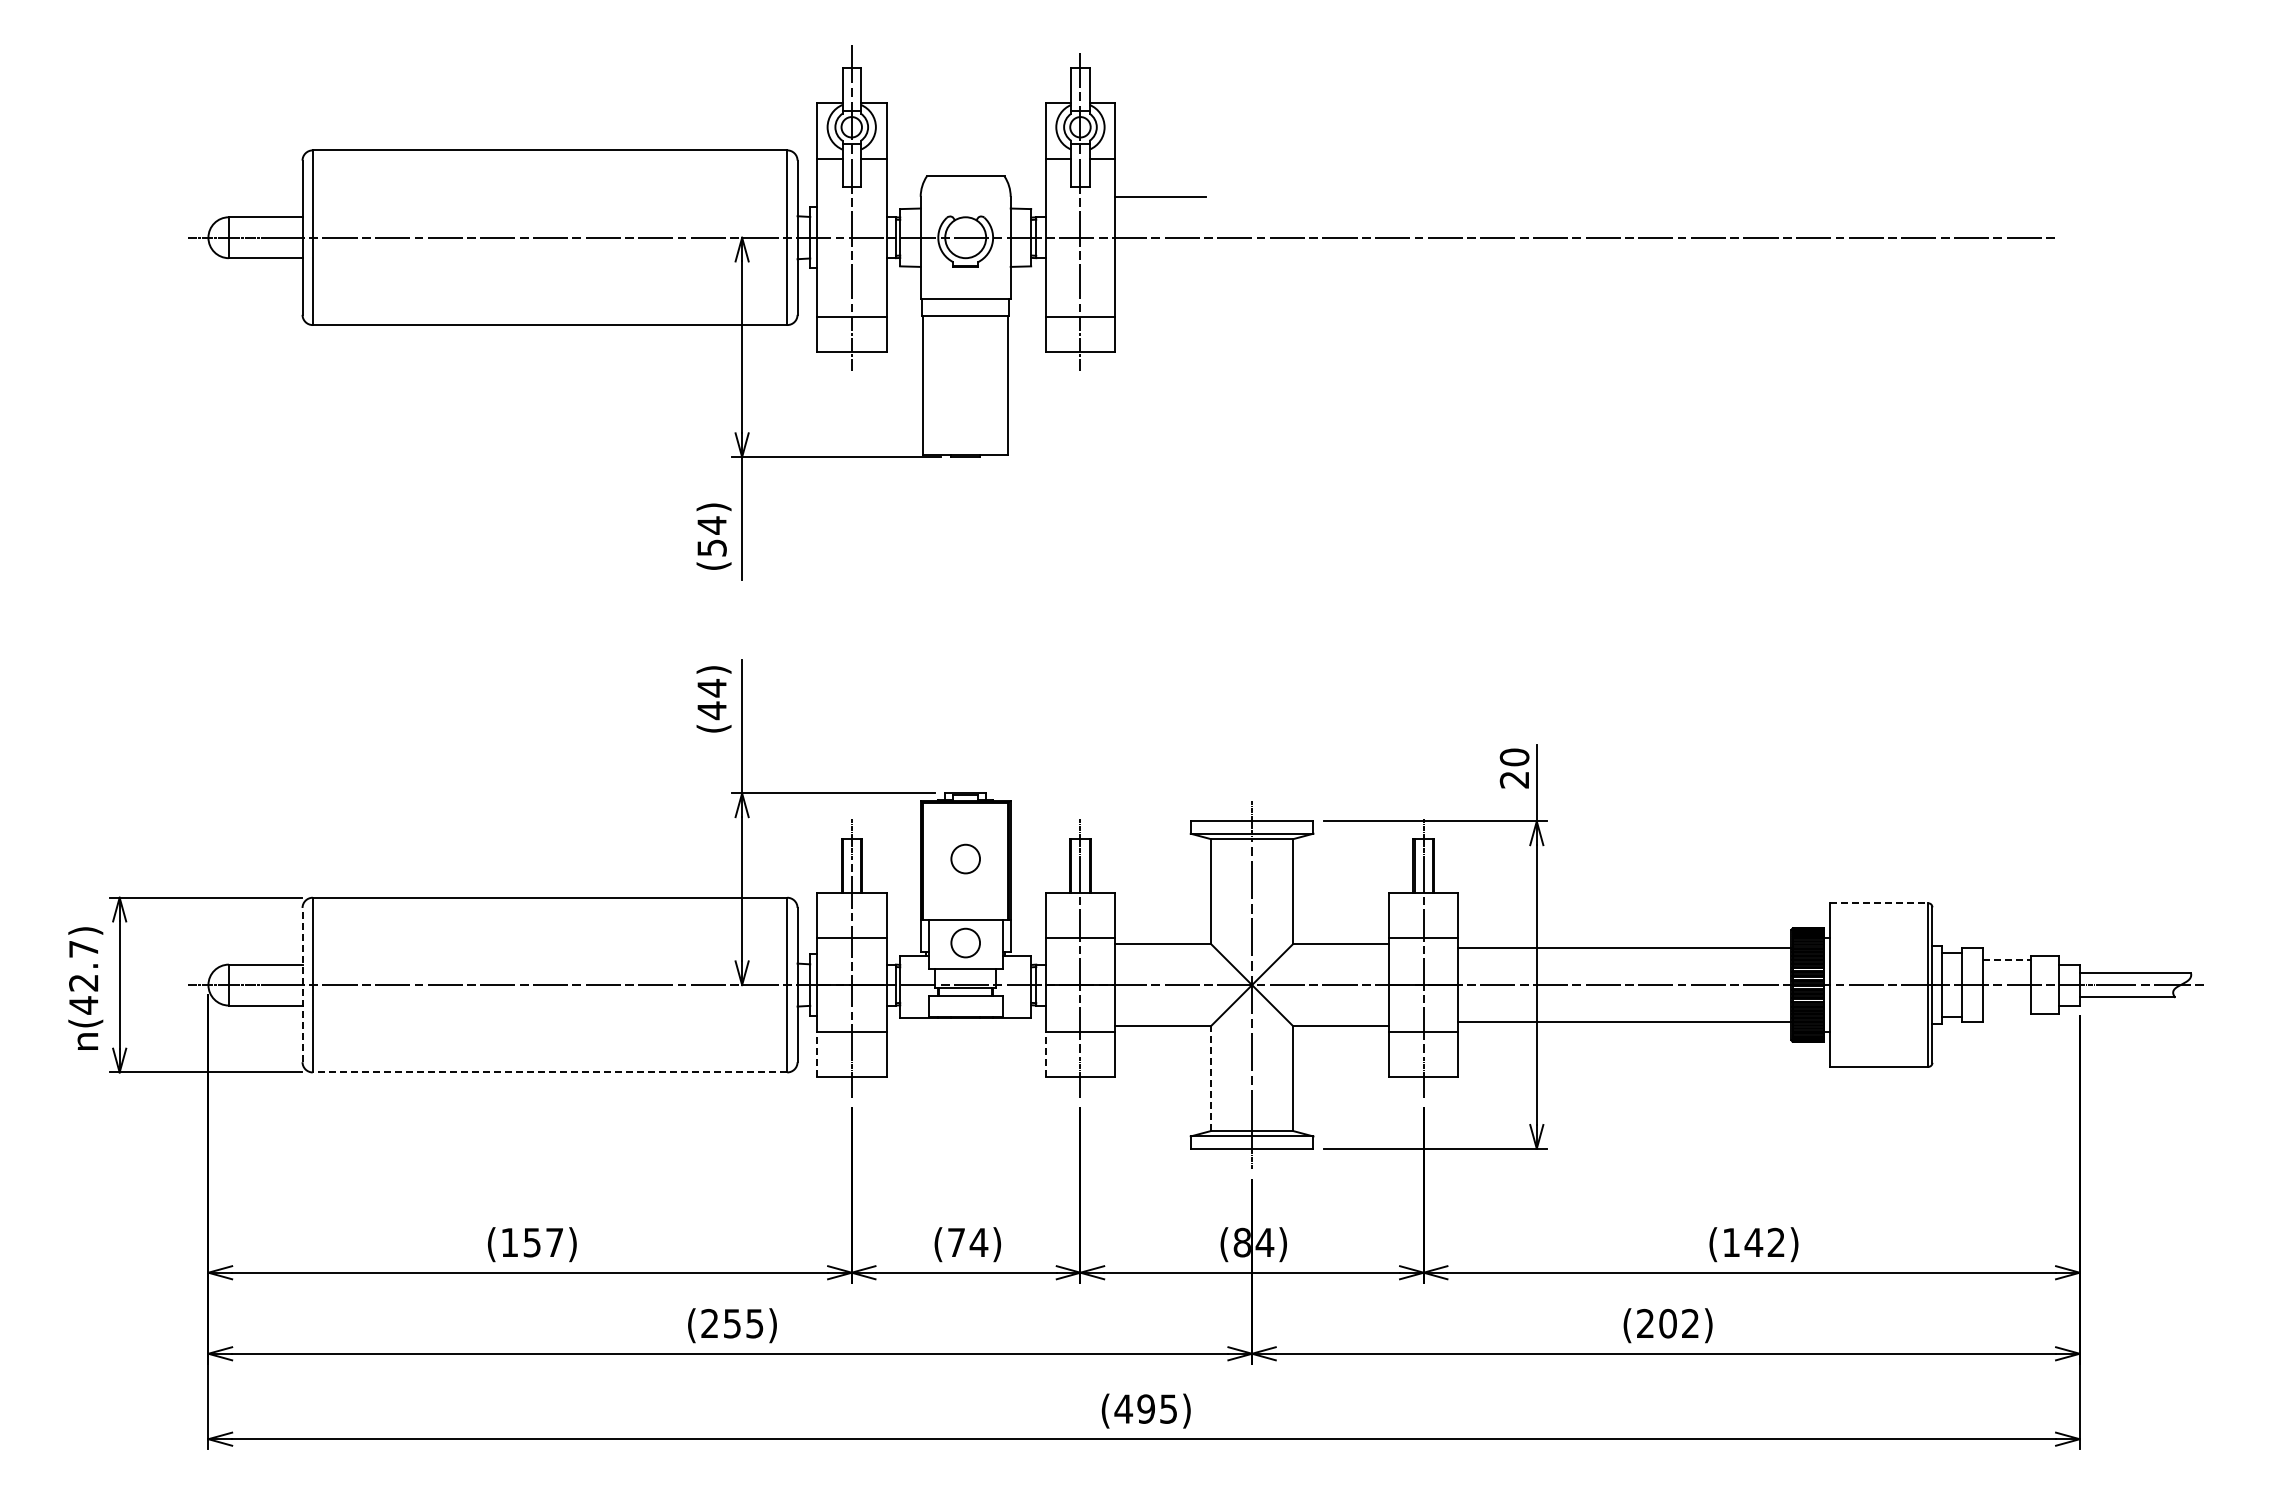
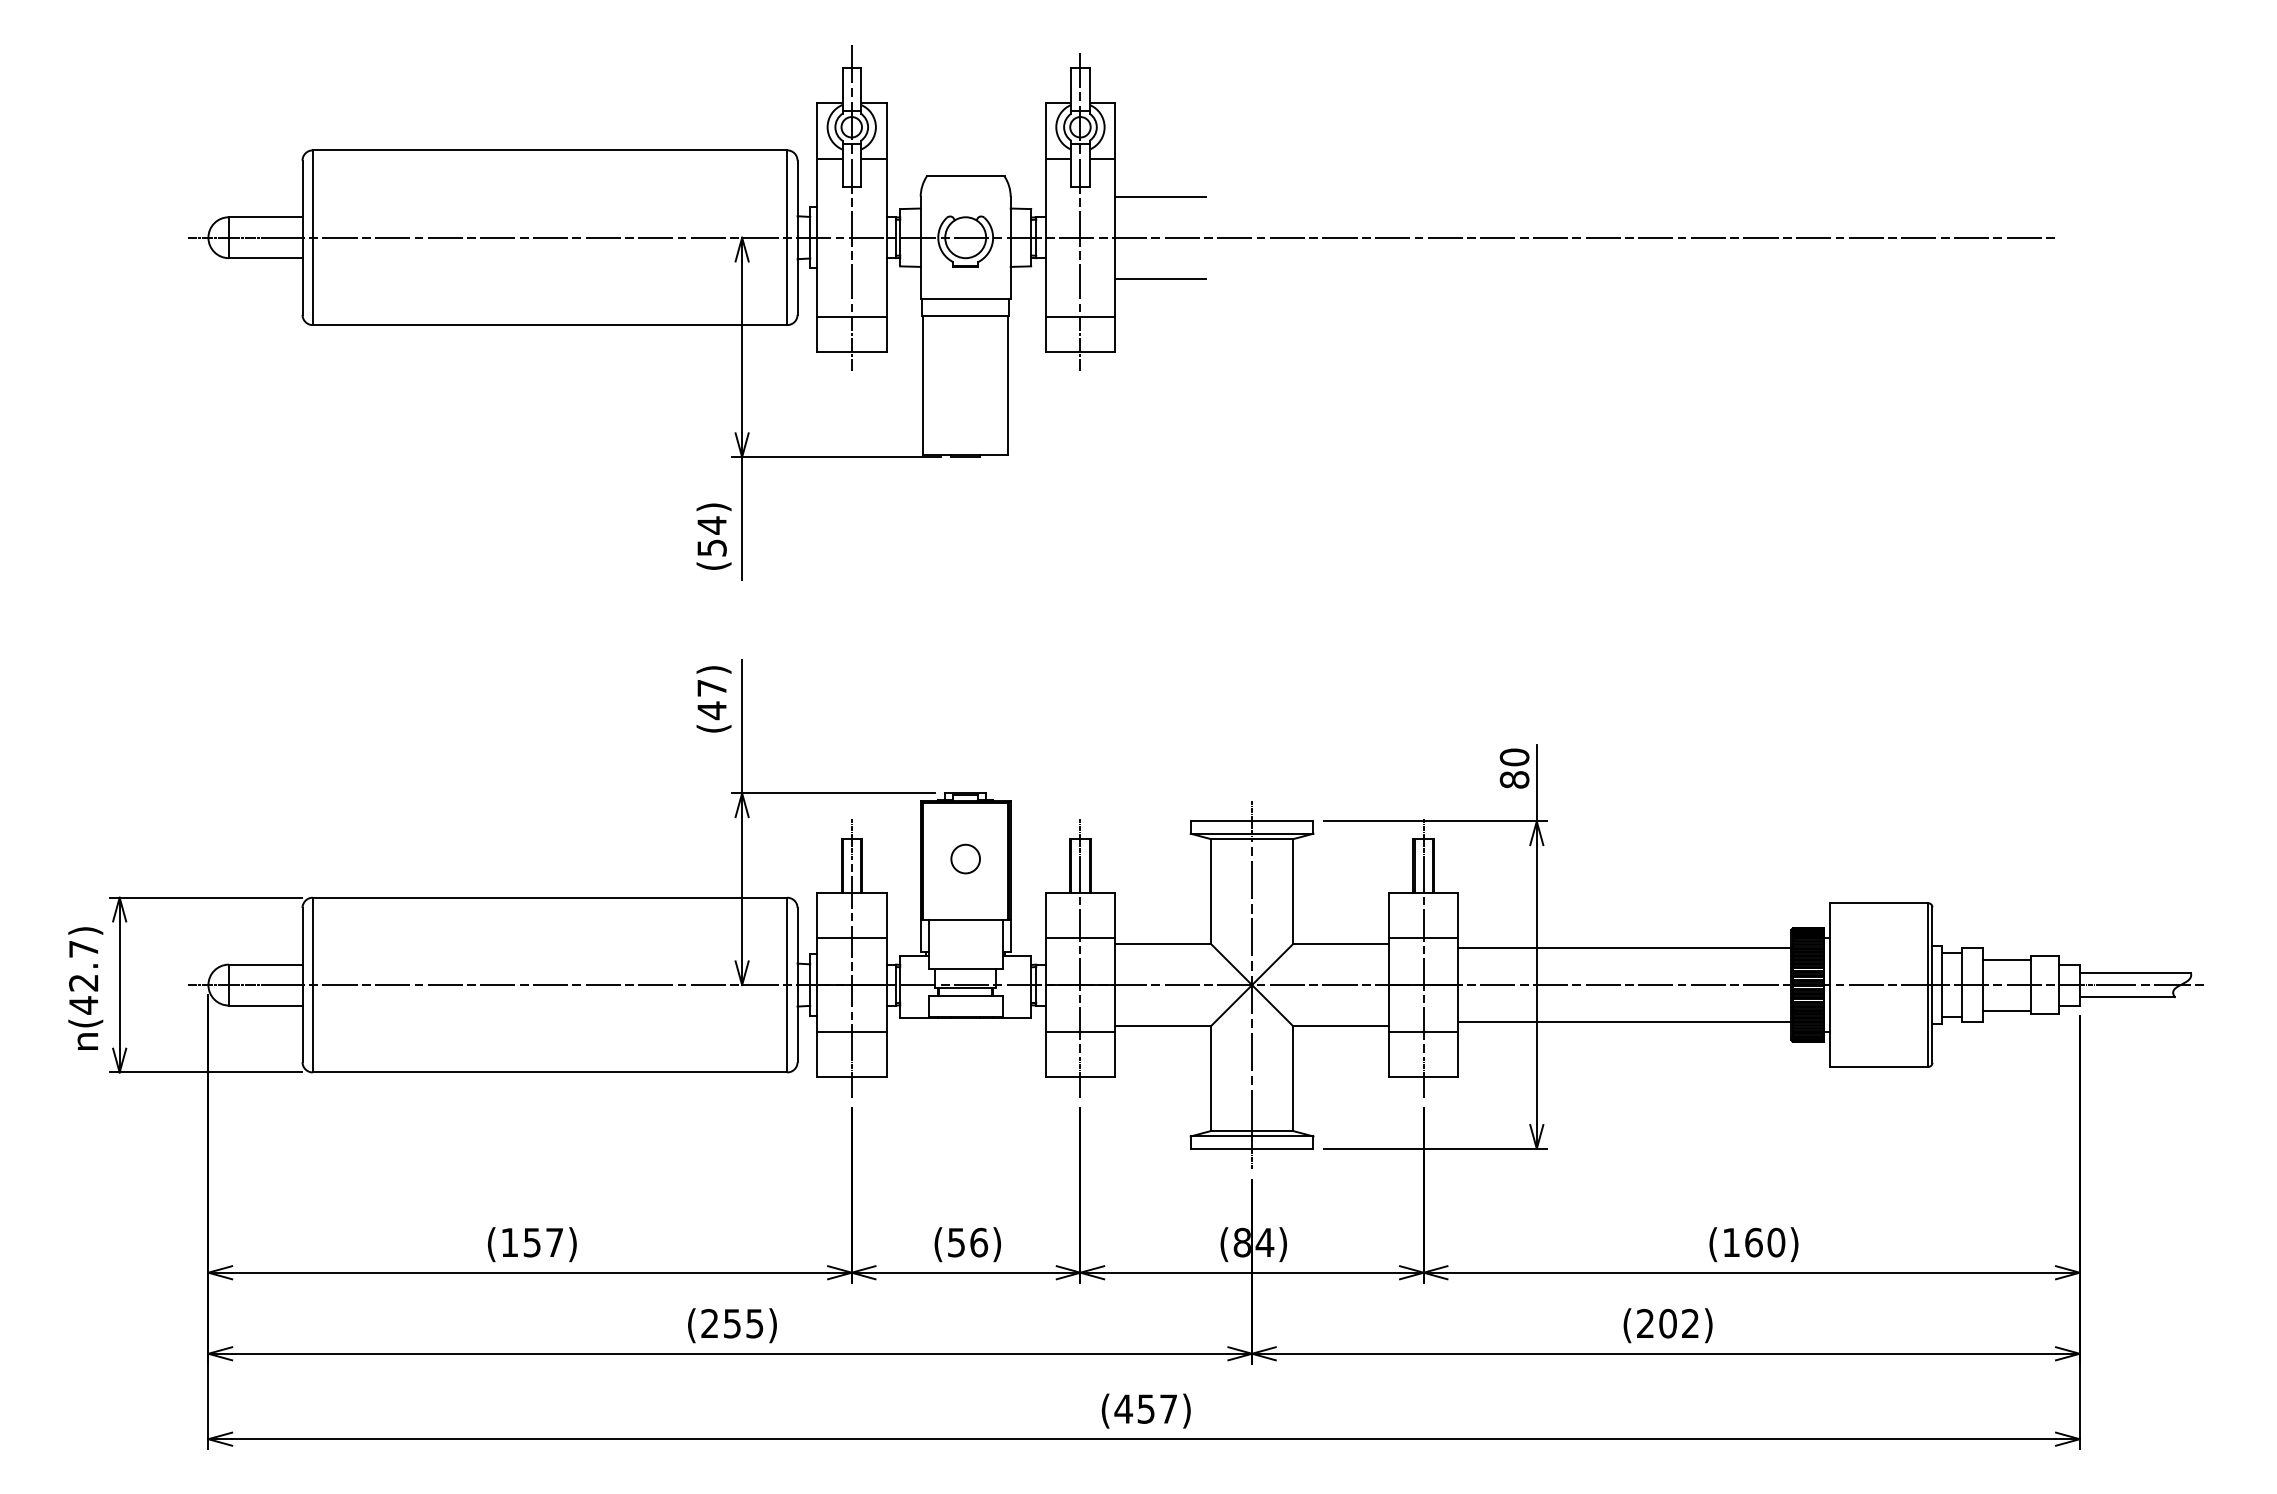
line: none -> present (1160, 278)
text: (44) -> (47) (711, 688)
text: 20 -> 80 (1514, 779)
line: dashed -> solid (1879, 903)
circle: present -> none (965, 942)
line: dashed -> solid (2006, 959)
line: dashed -> solid (302, 984)
line: none -> present (2006, 1010)
line: dashed -> solid (816, 1054)
line: dashed -> solid (1045, 1054)
line: dashed -> solid (549, 1072)
line: dashed -> solid (1211, 1078)
text: (74) -> (56) (968, 1242)
text: (142) -> (160) (1764, 1242)
text: (495) -> (457) (1156, 1408)
